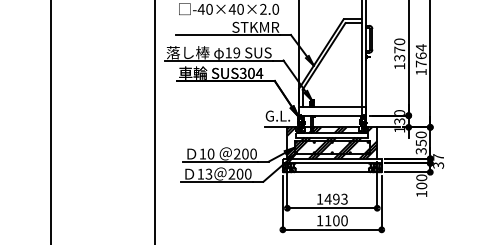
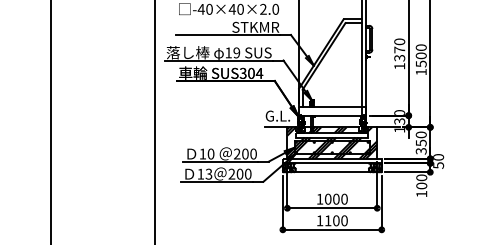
text: 1764 -> 1500 (420, 55)
text: 37 -> 50 (438, 161)
text: 1493 -> 1000 (335, 198)
